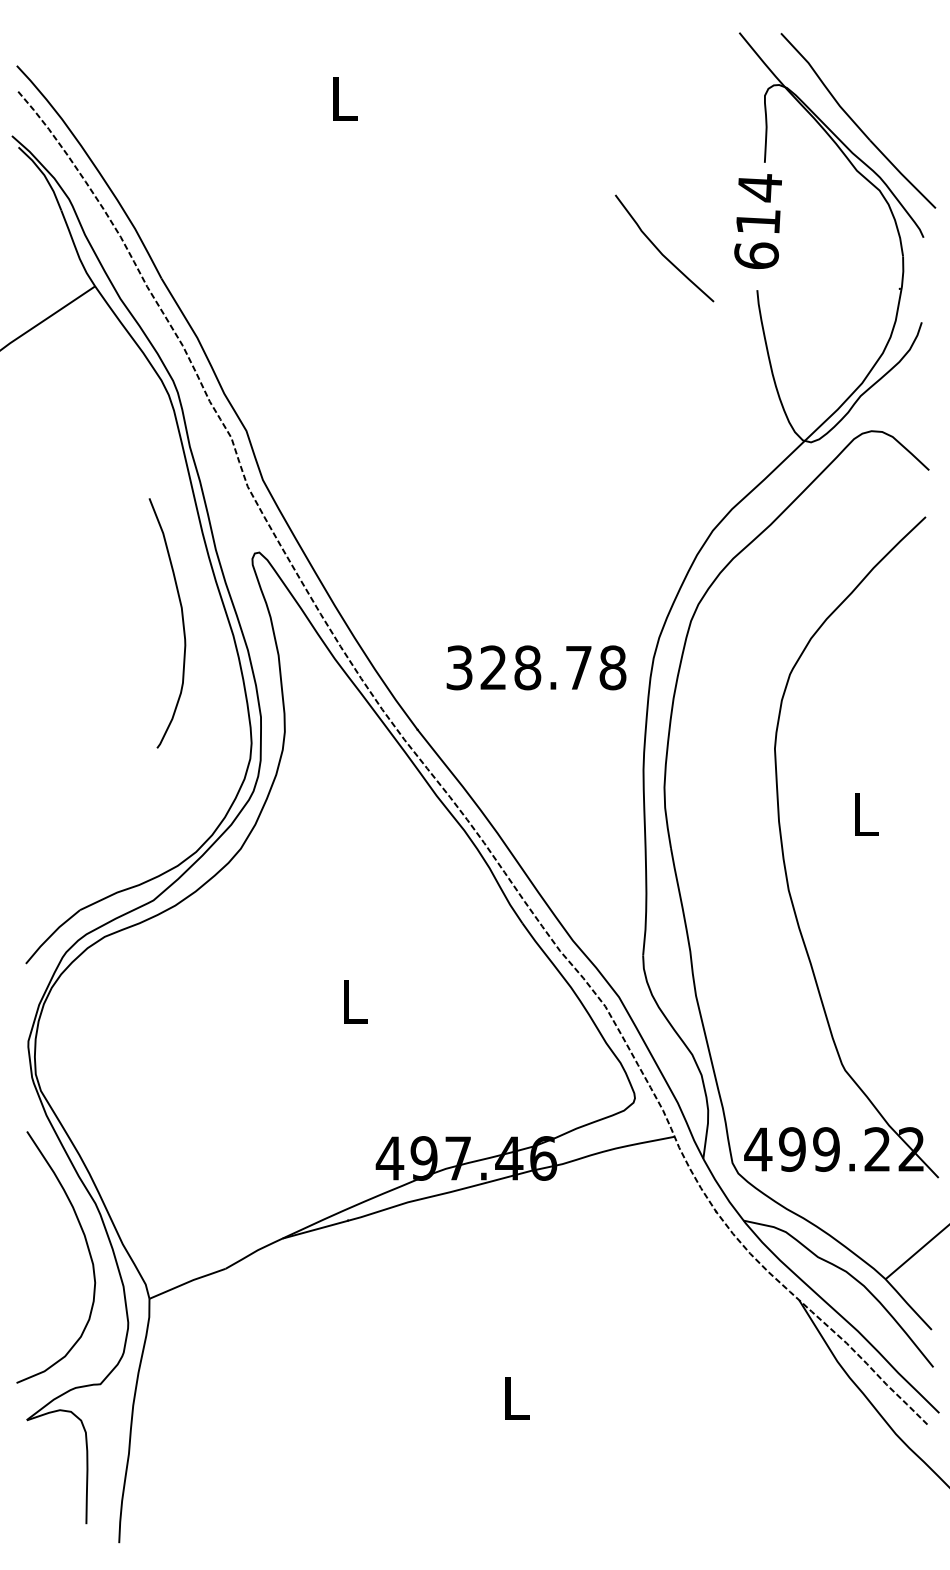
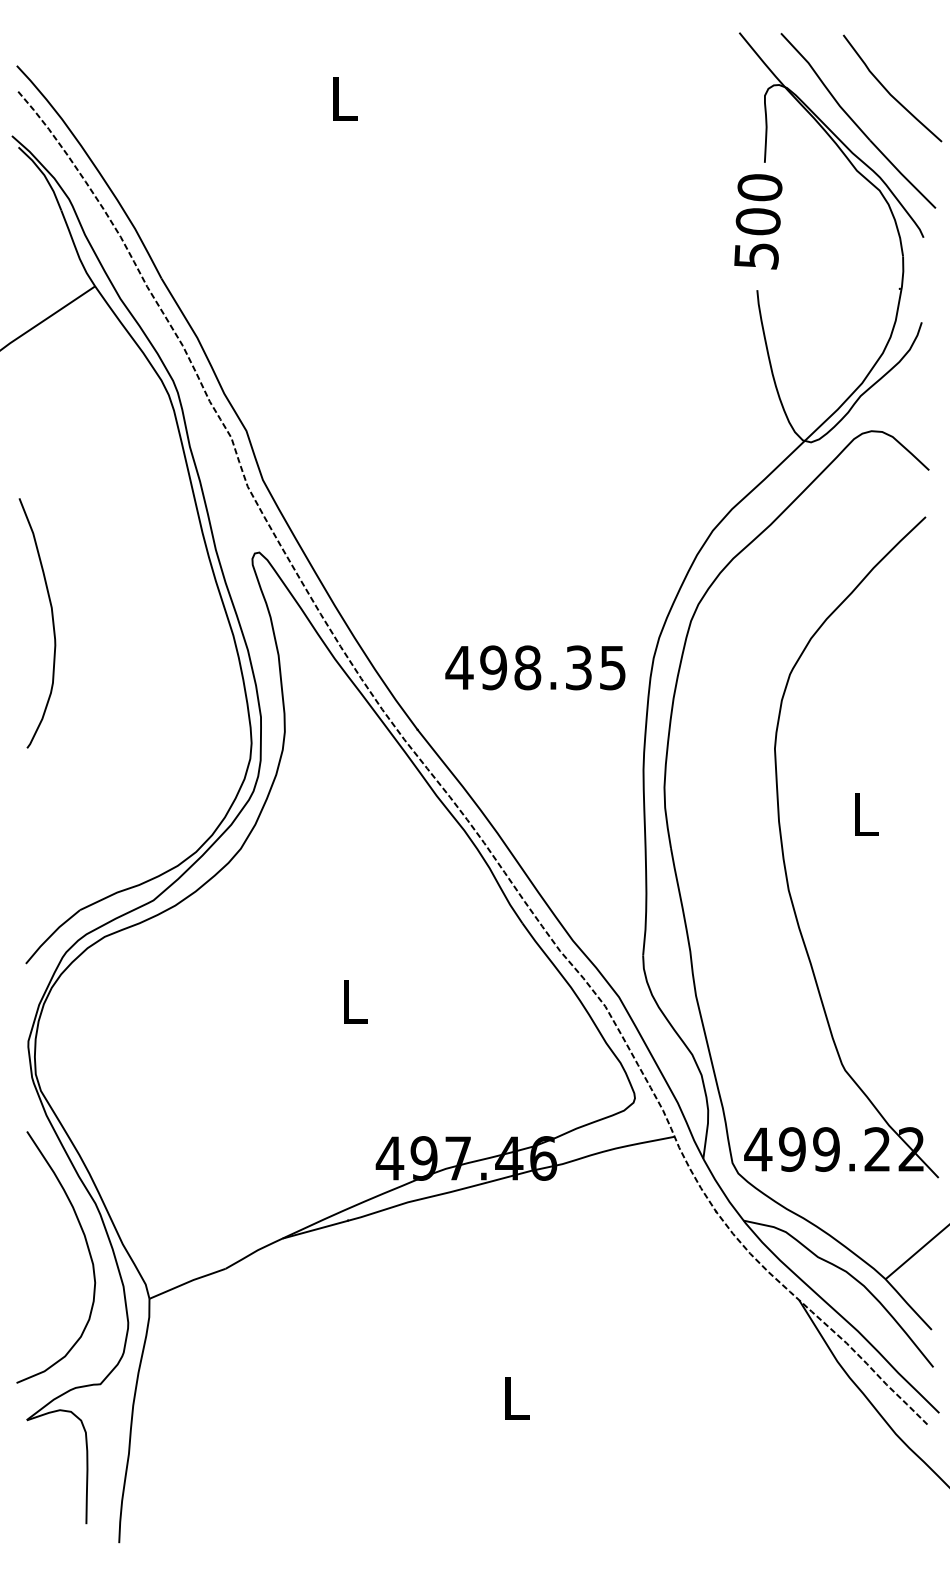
text: 614 -> 500 (758, 221)
curve position: (660, 250) -> (888, 90) (888, 90)
curve position: (182, 623) -> (52, 623) (52, 623)
text: 328.78 -> 498.35 (535, 667)
